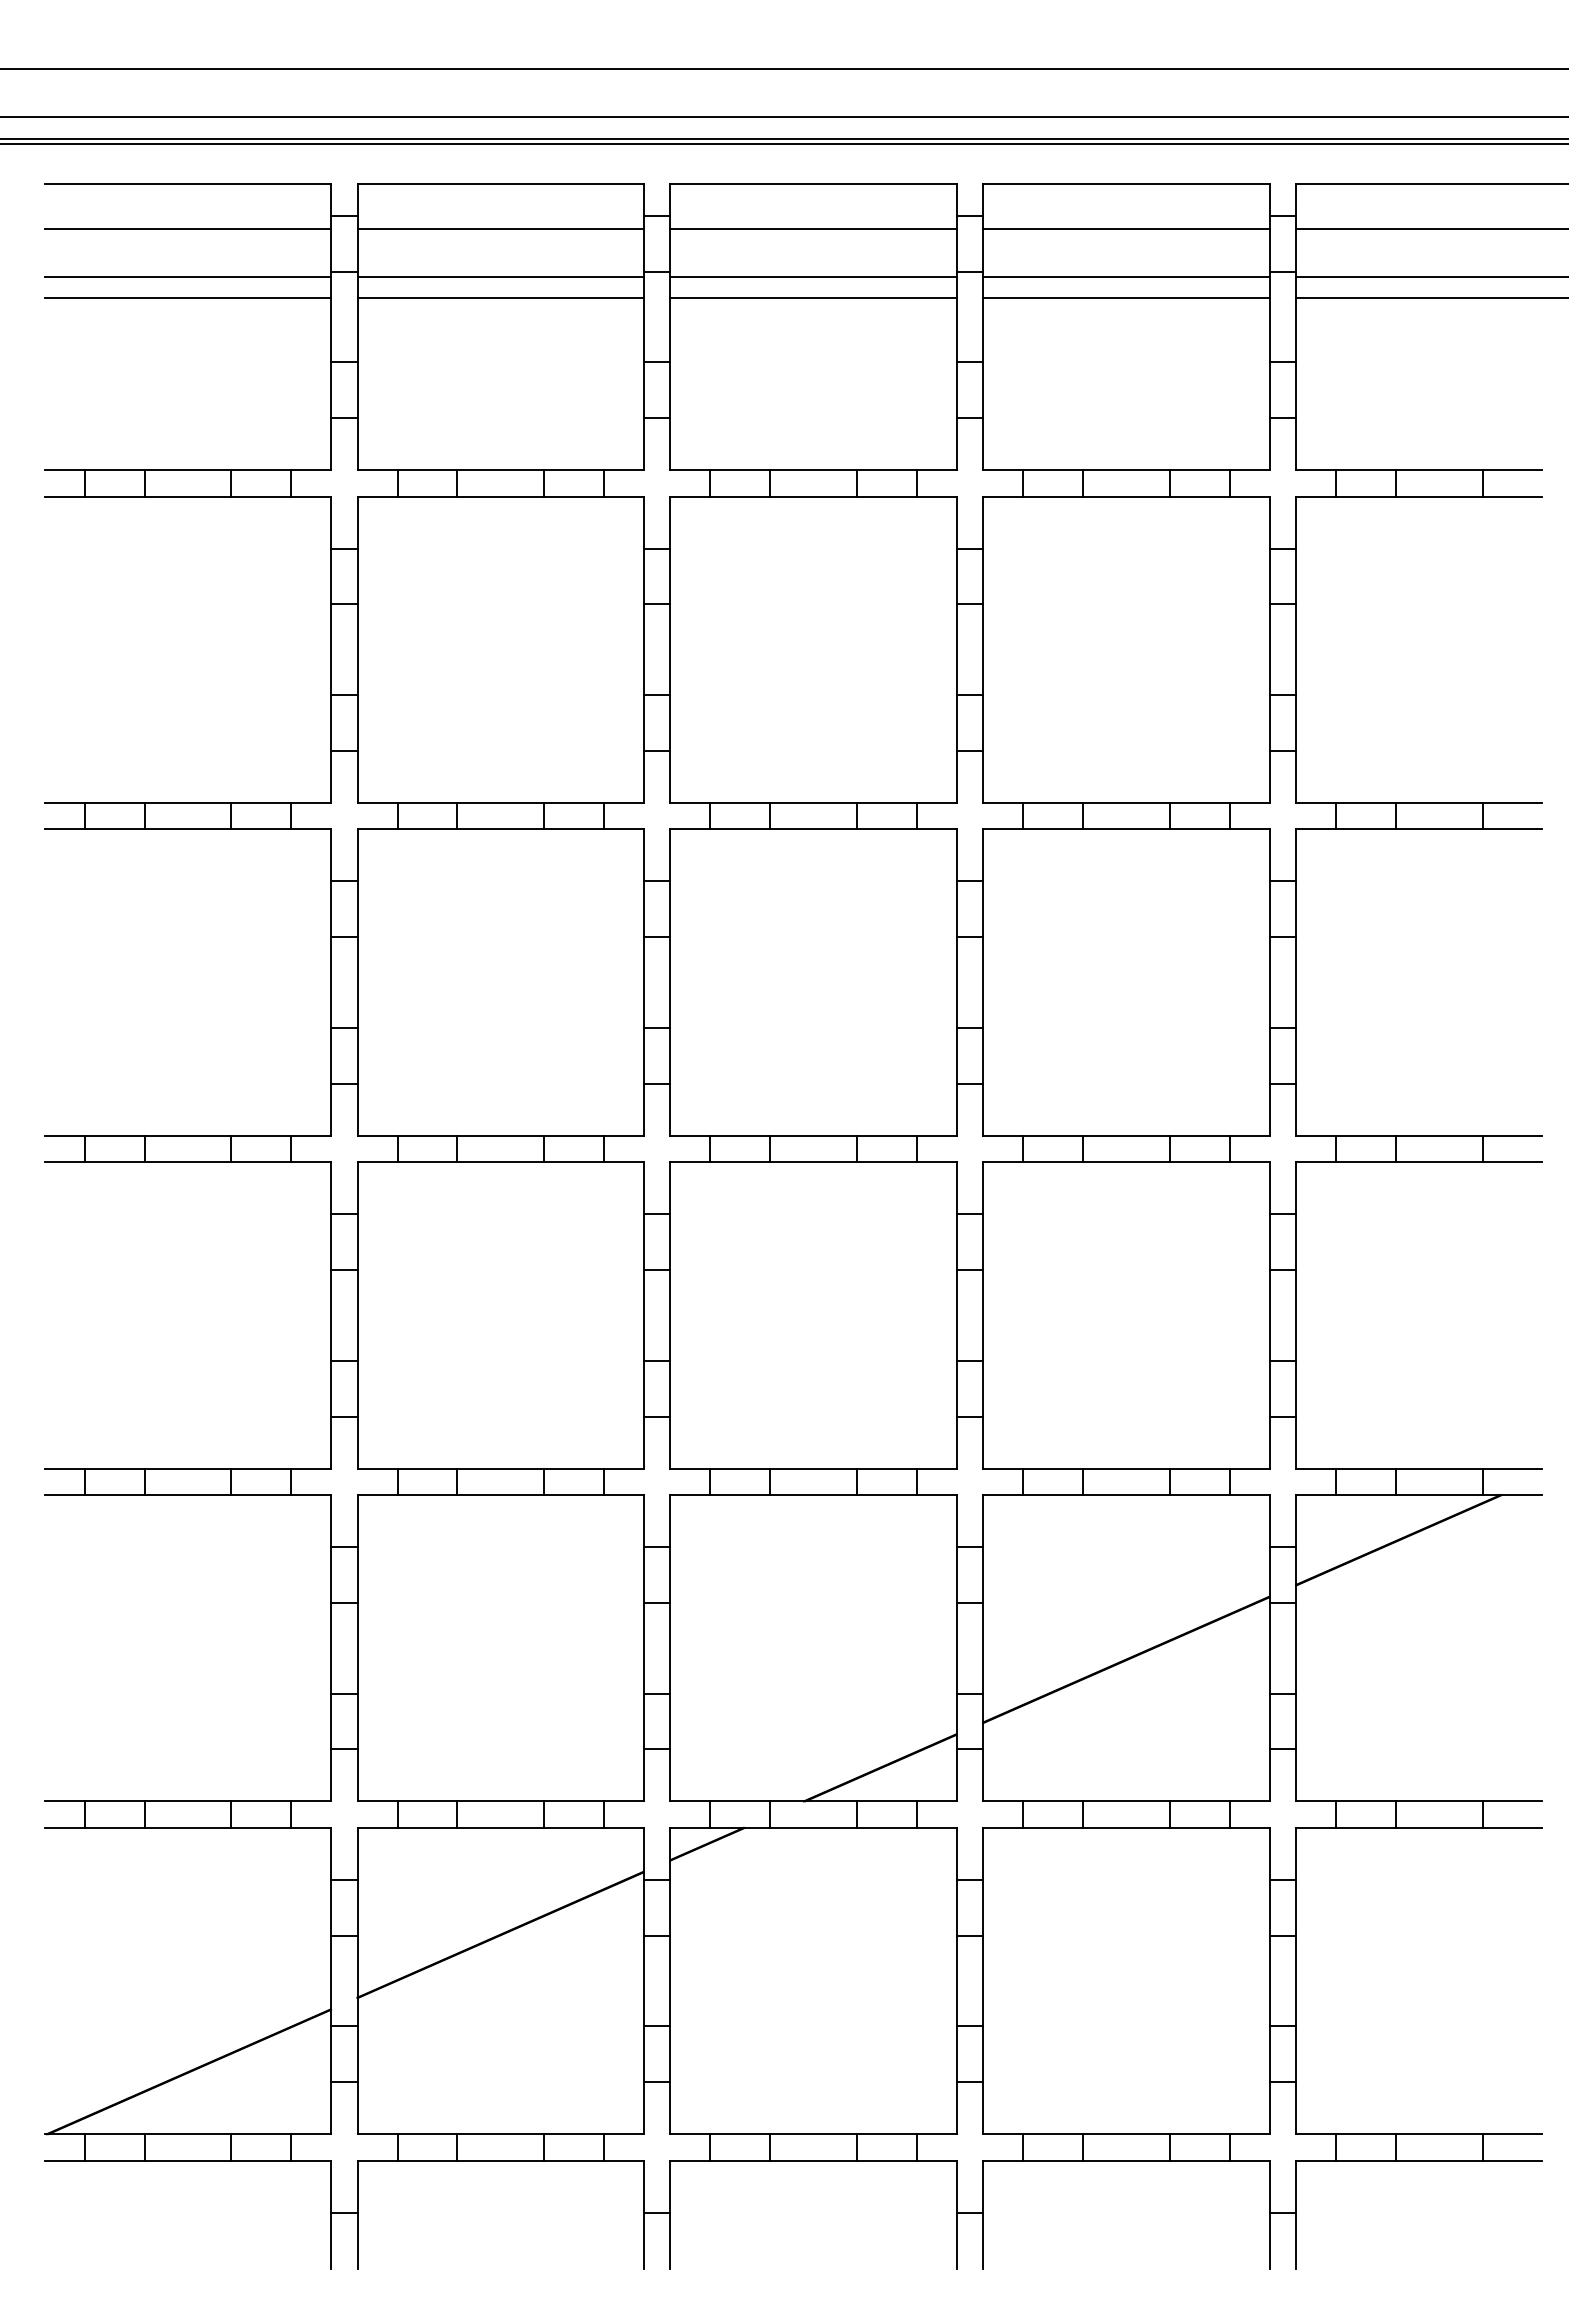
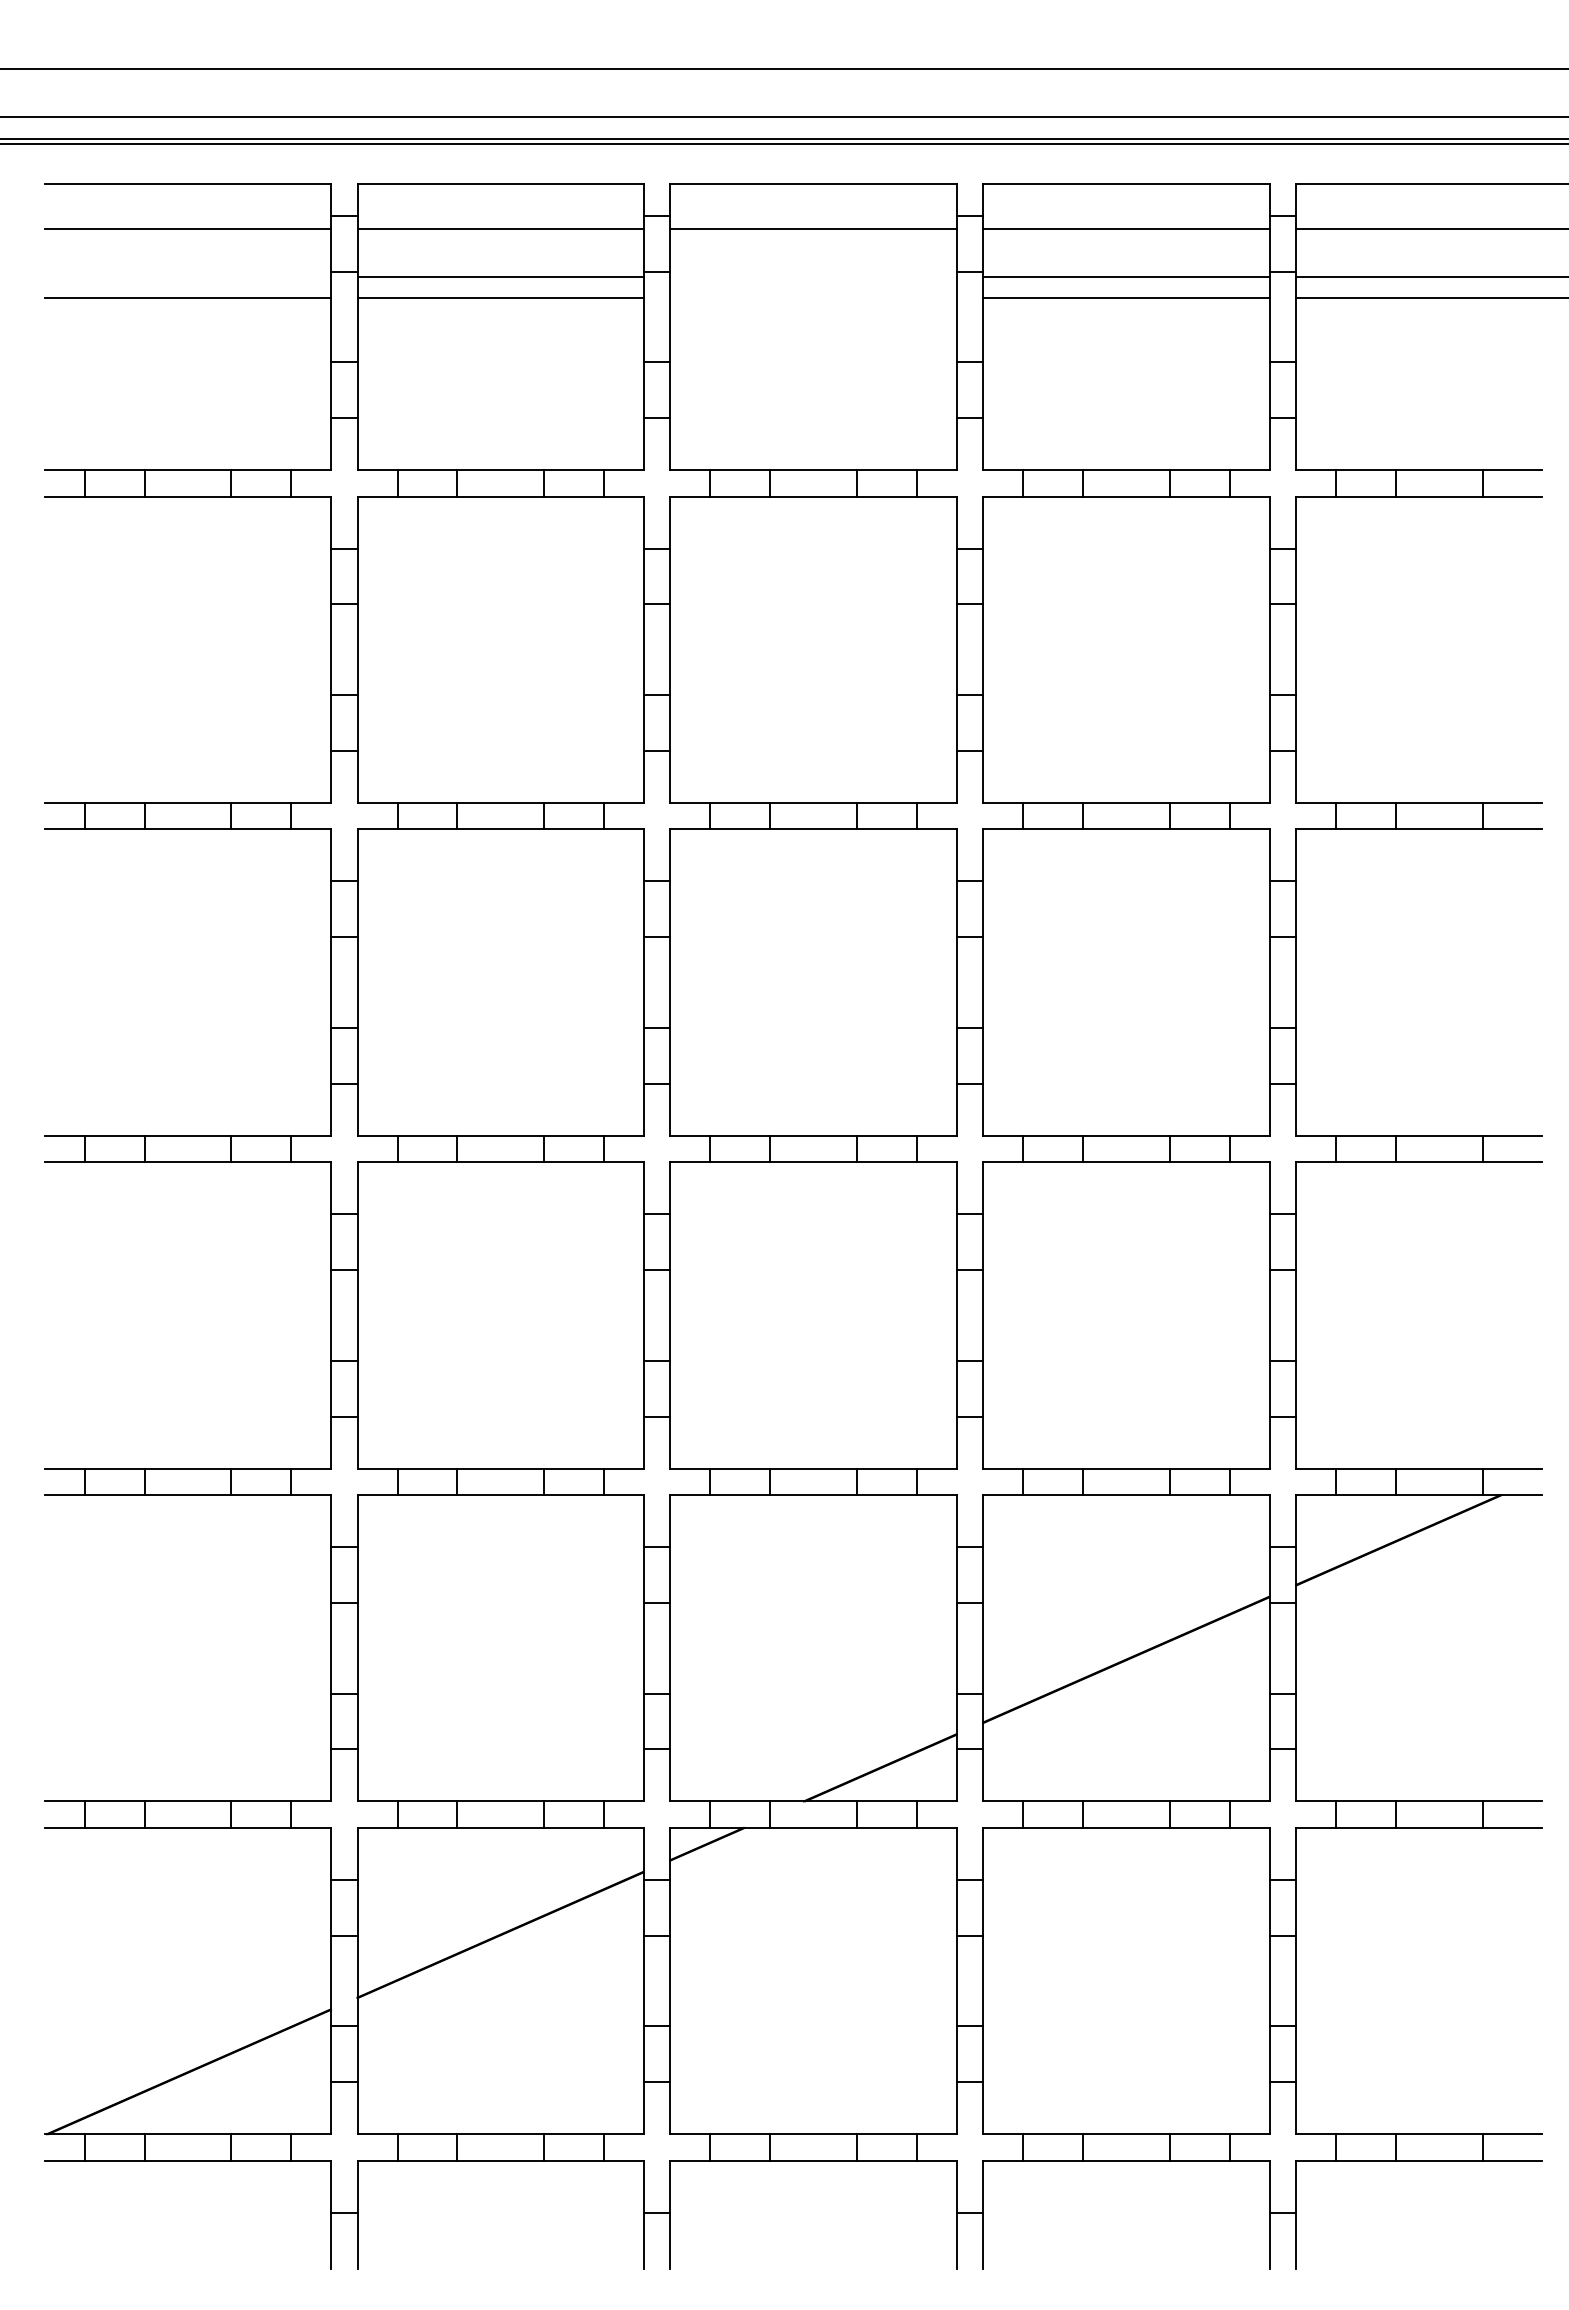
line: present -> none (187, 276)
line: present -> none (813, 276)
line: present -> none (813, 297)
